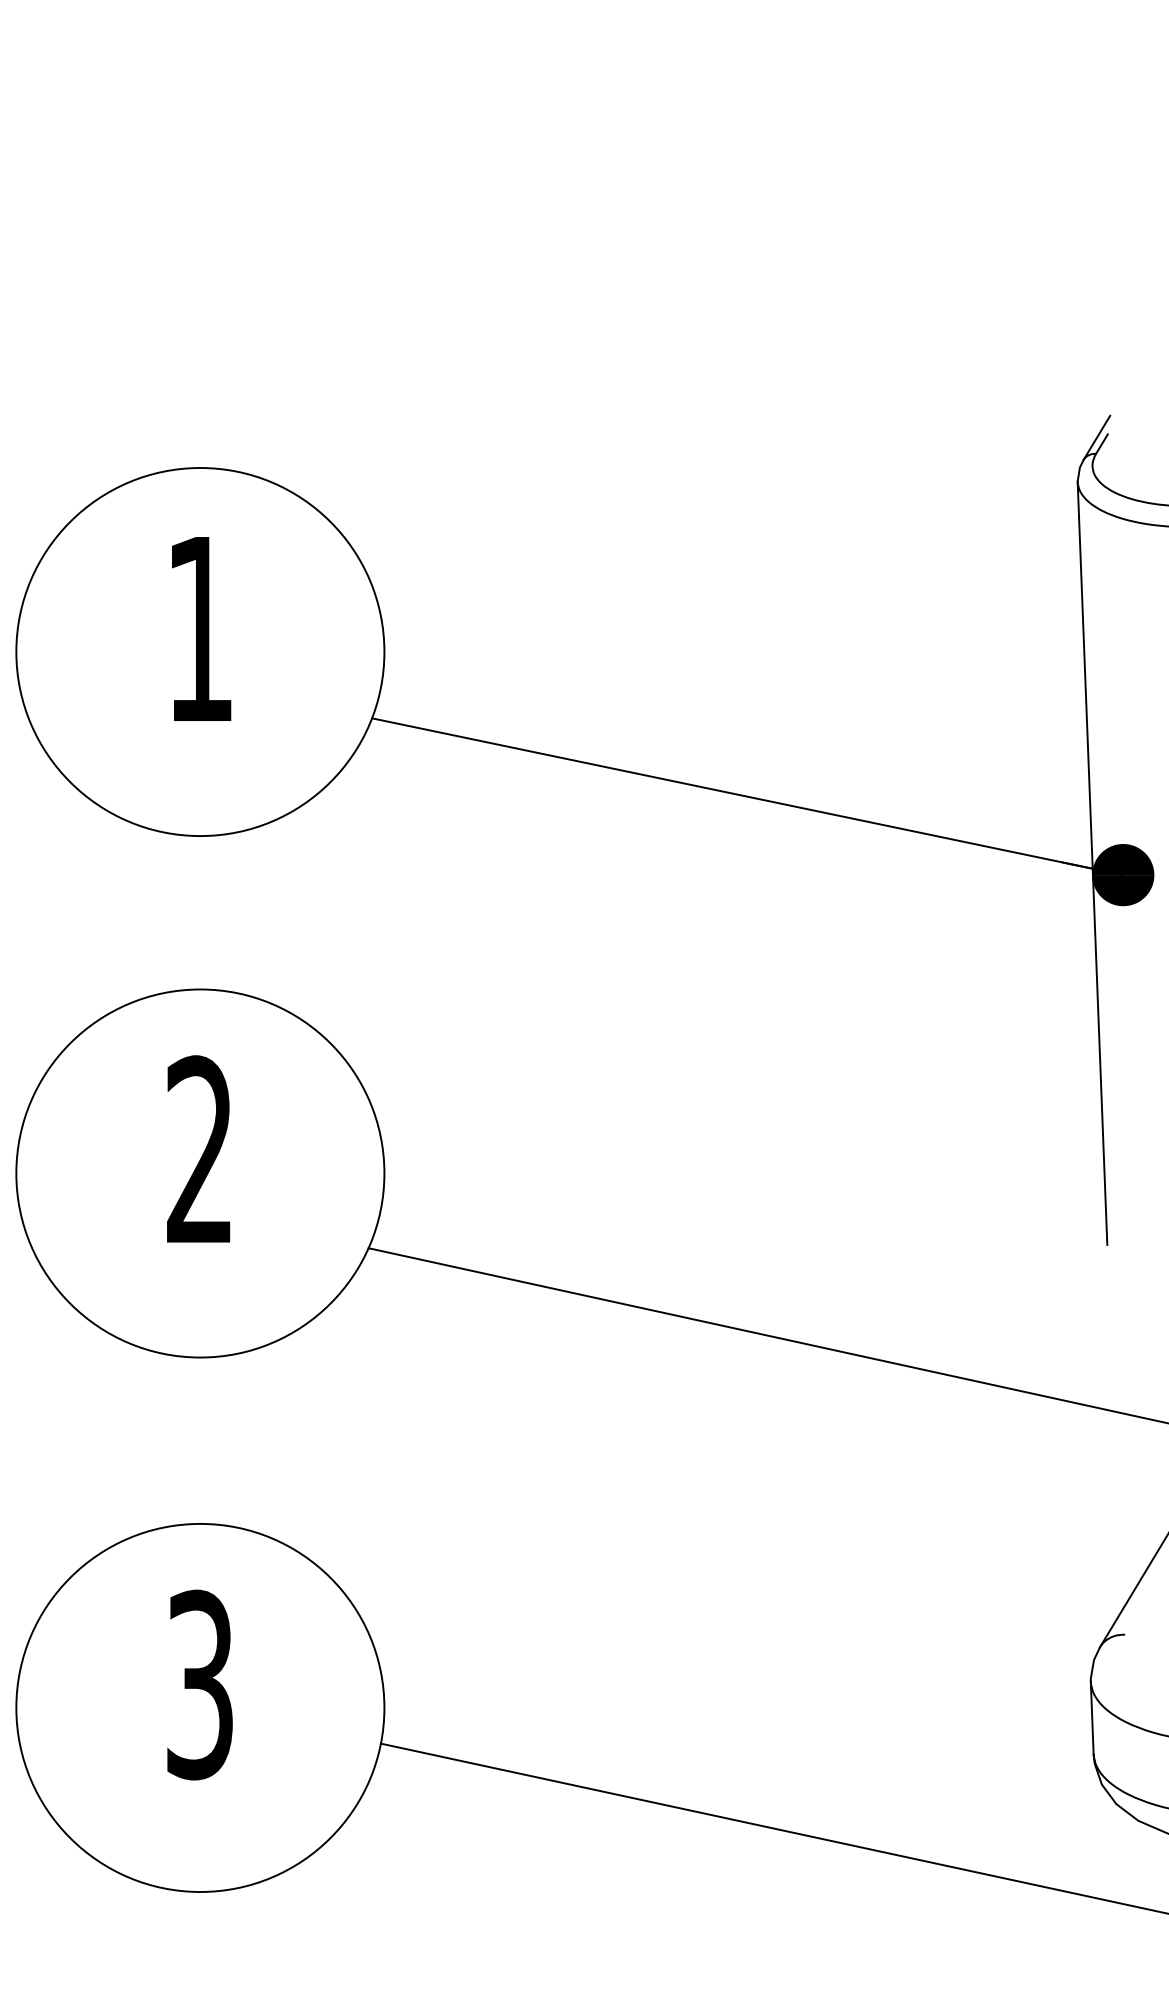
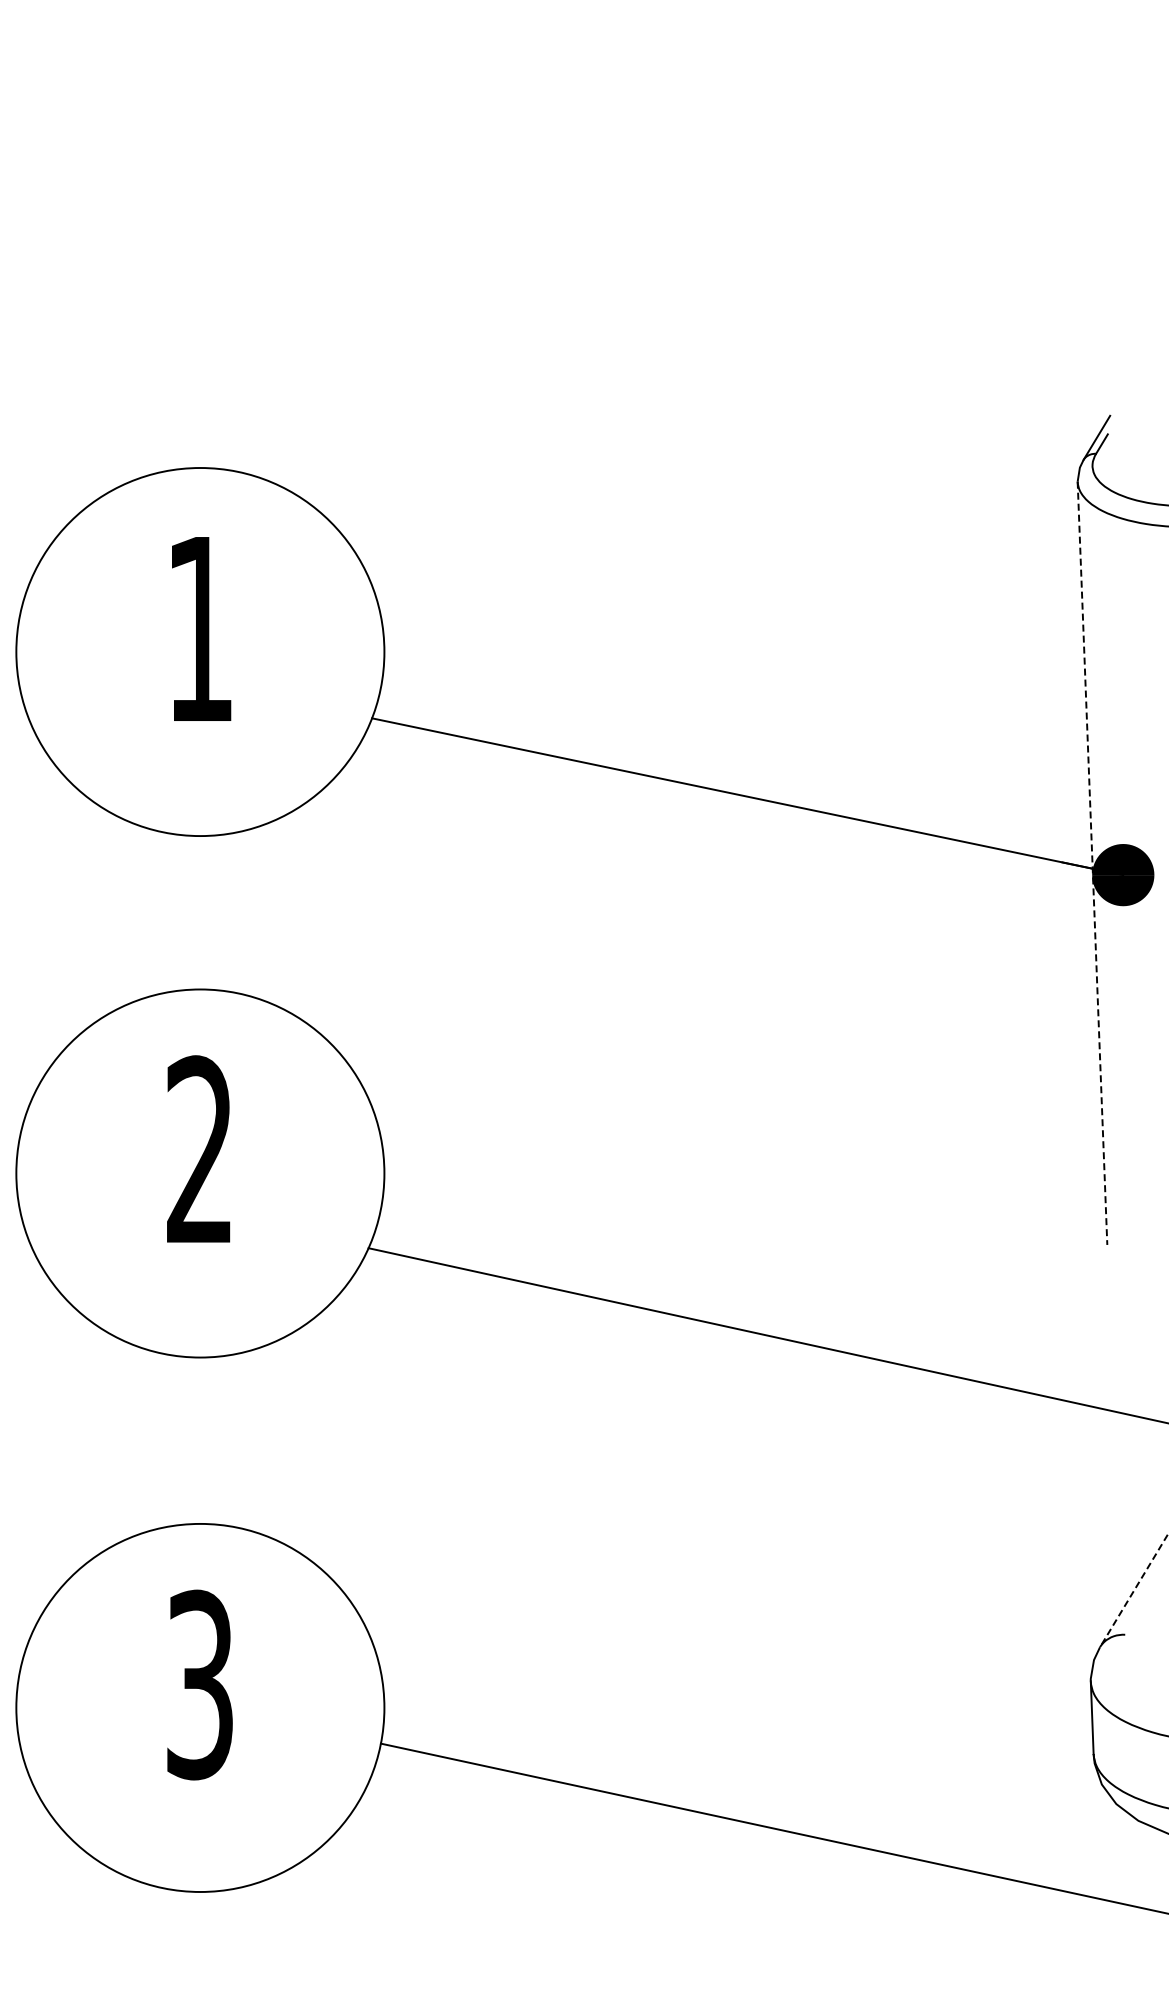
line: solid -> dashed (1092, 863)
line: solid -> dashed (1134, 1589)
